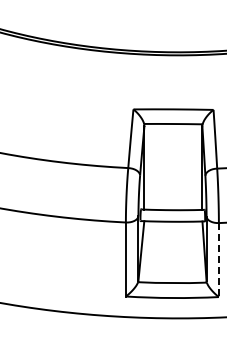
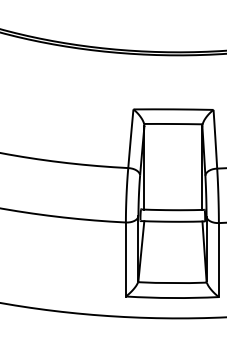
line: dashed -> solid (218, 260)
